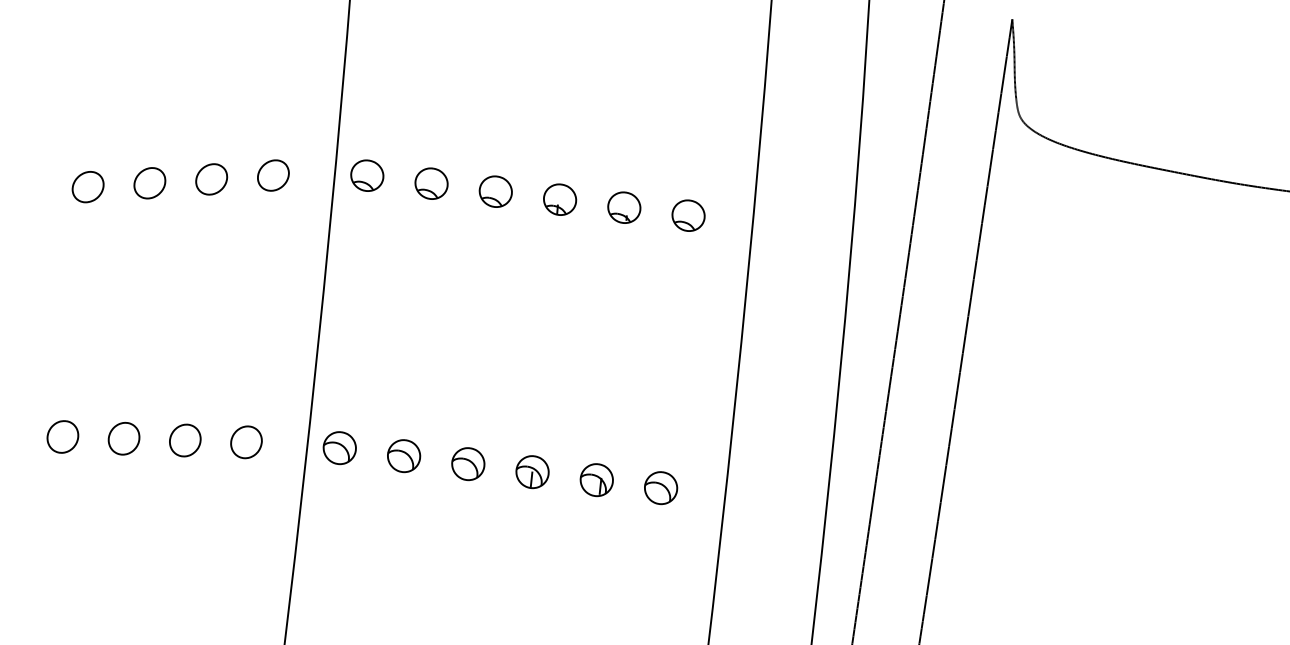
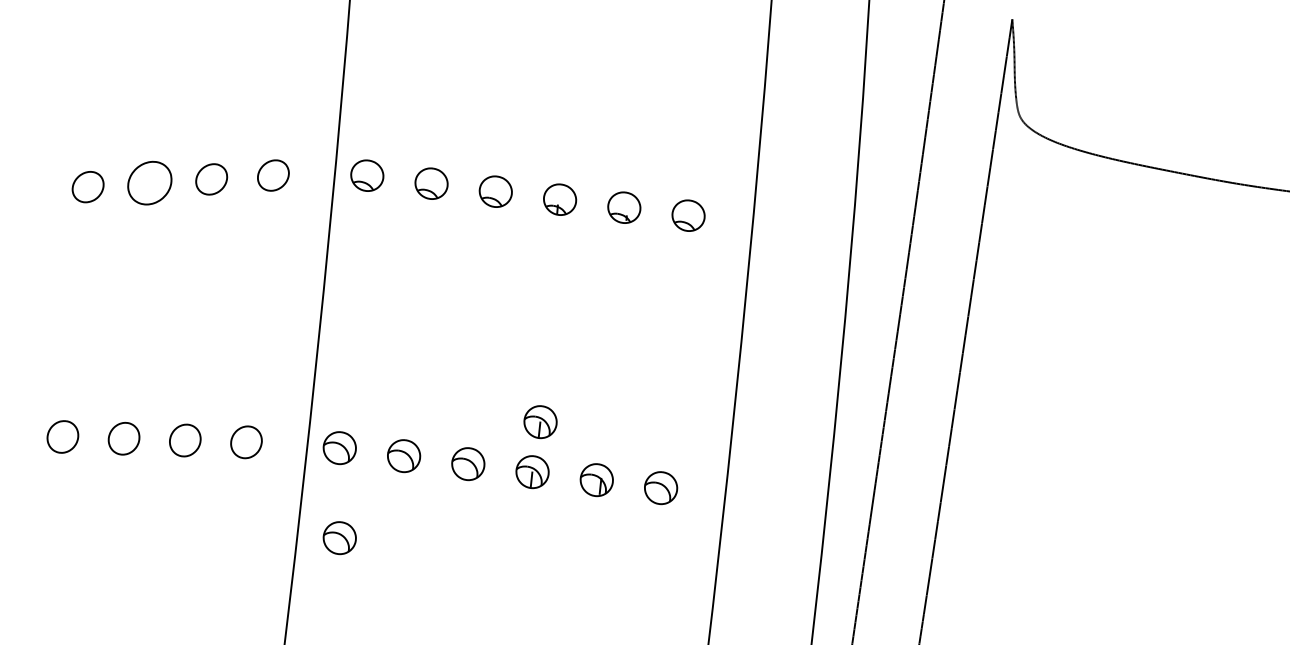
part size: 34x33 px -> 46x46 px (149, 182)
part: none -> present (540, 422)
part: none -> present (339, 538)
